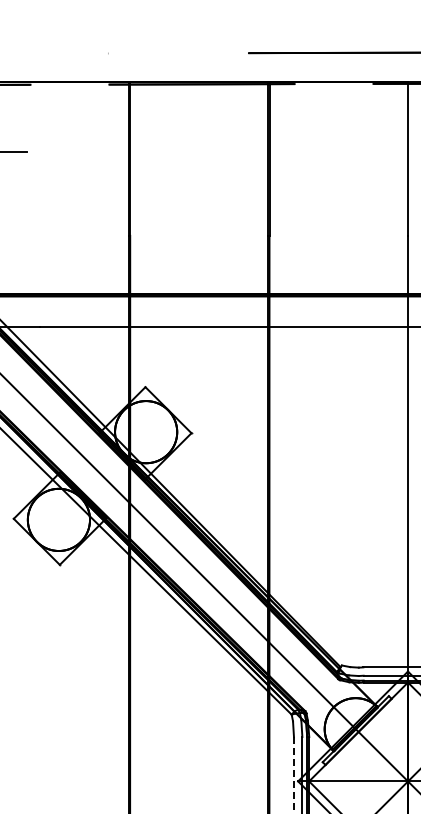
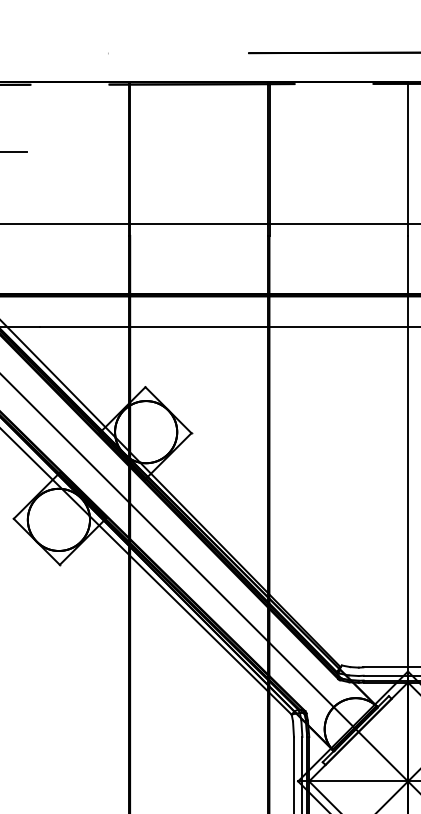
line: none -> present (209, 223)
line: dashed -> solid (294, 775)
